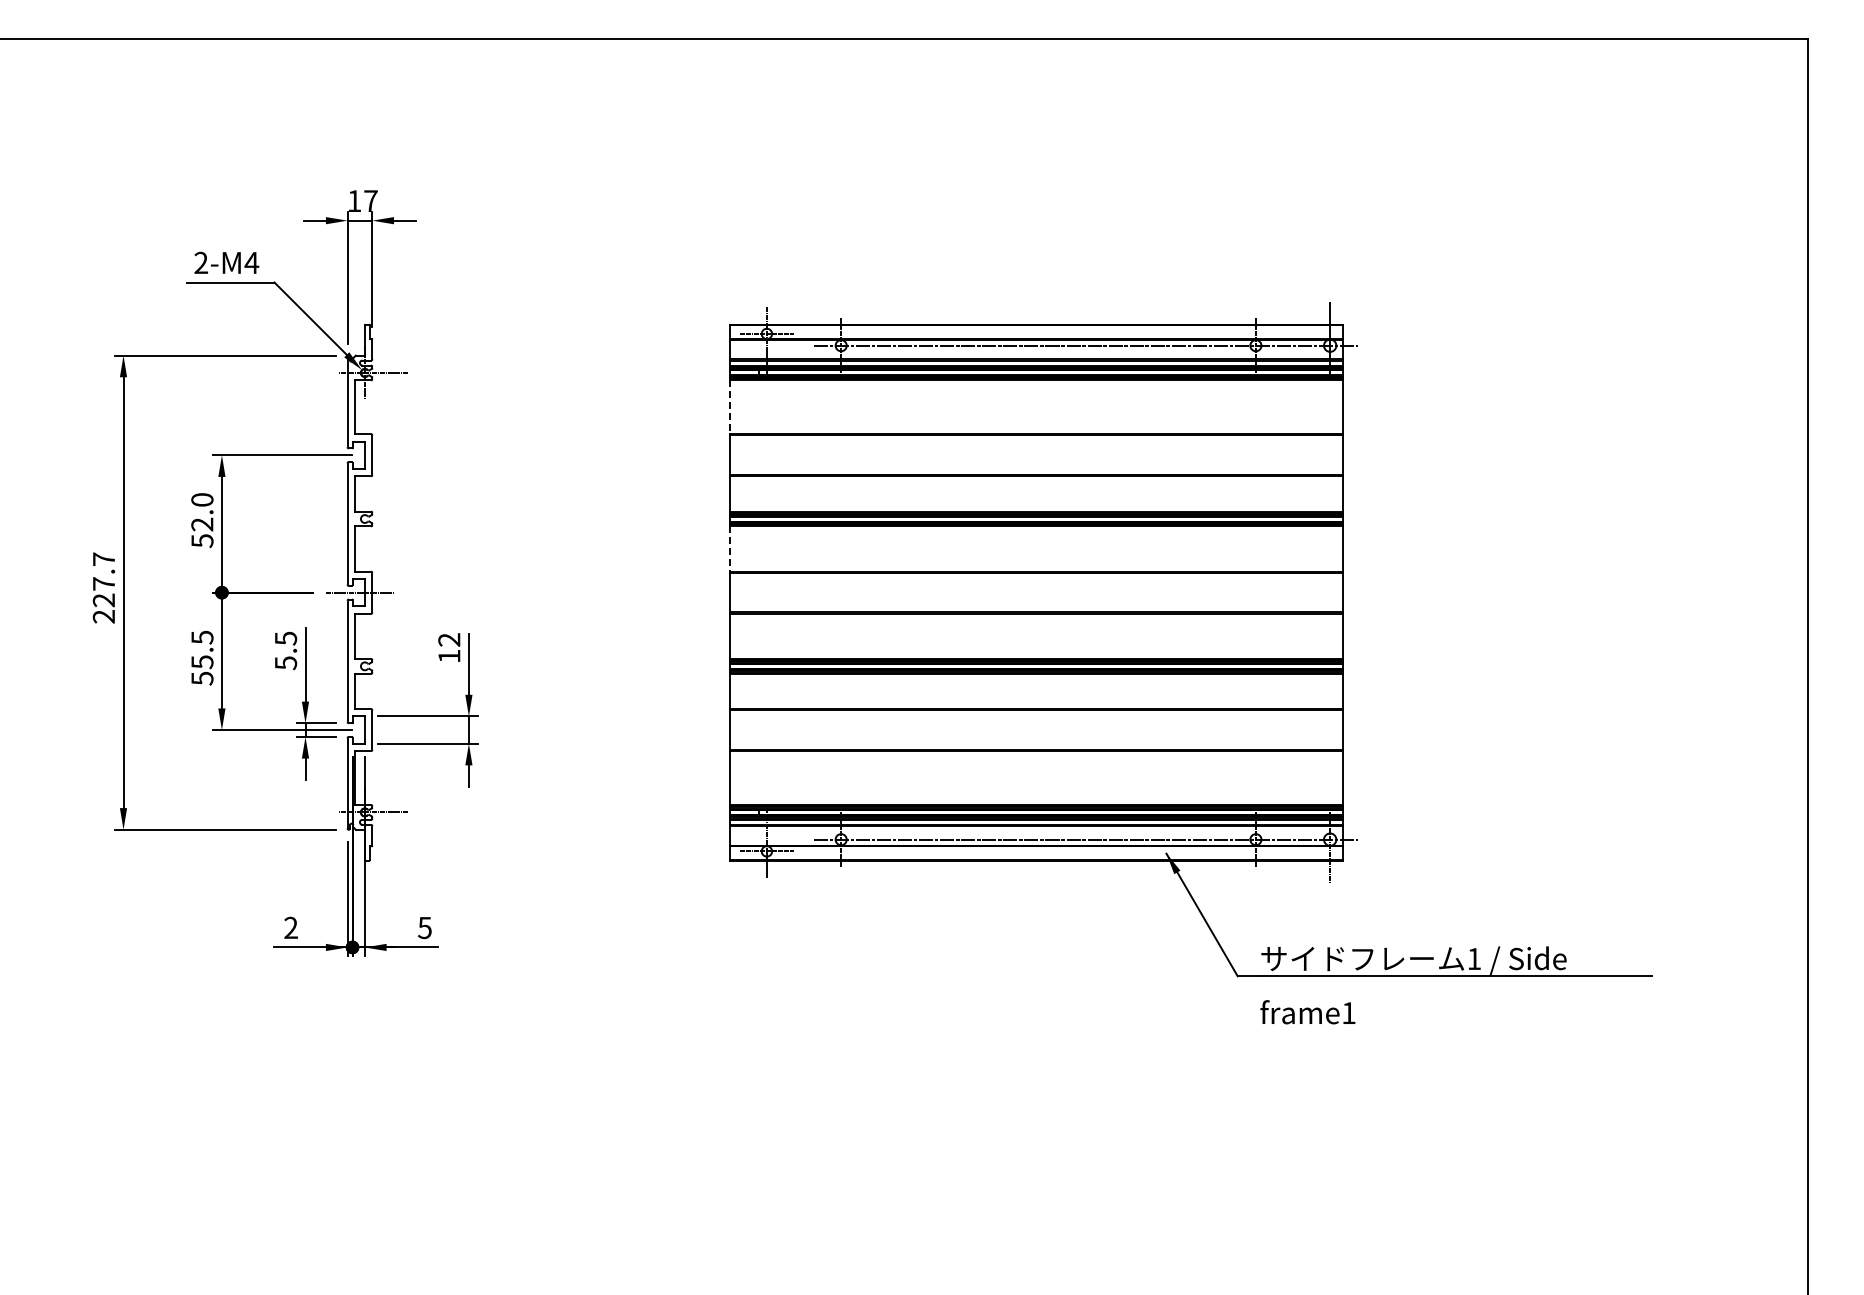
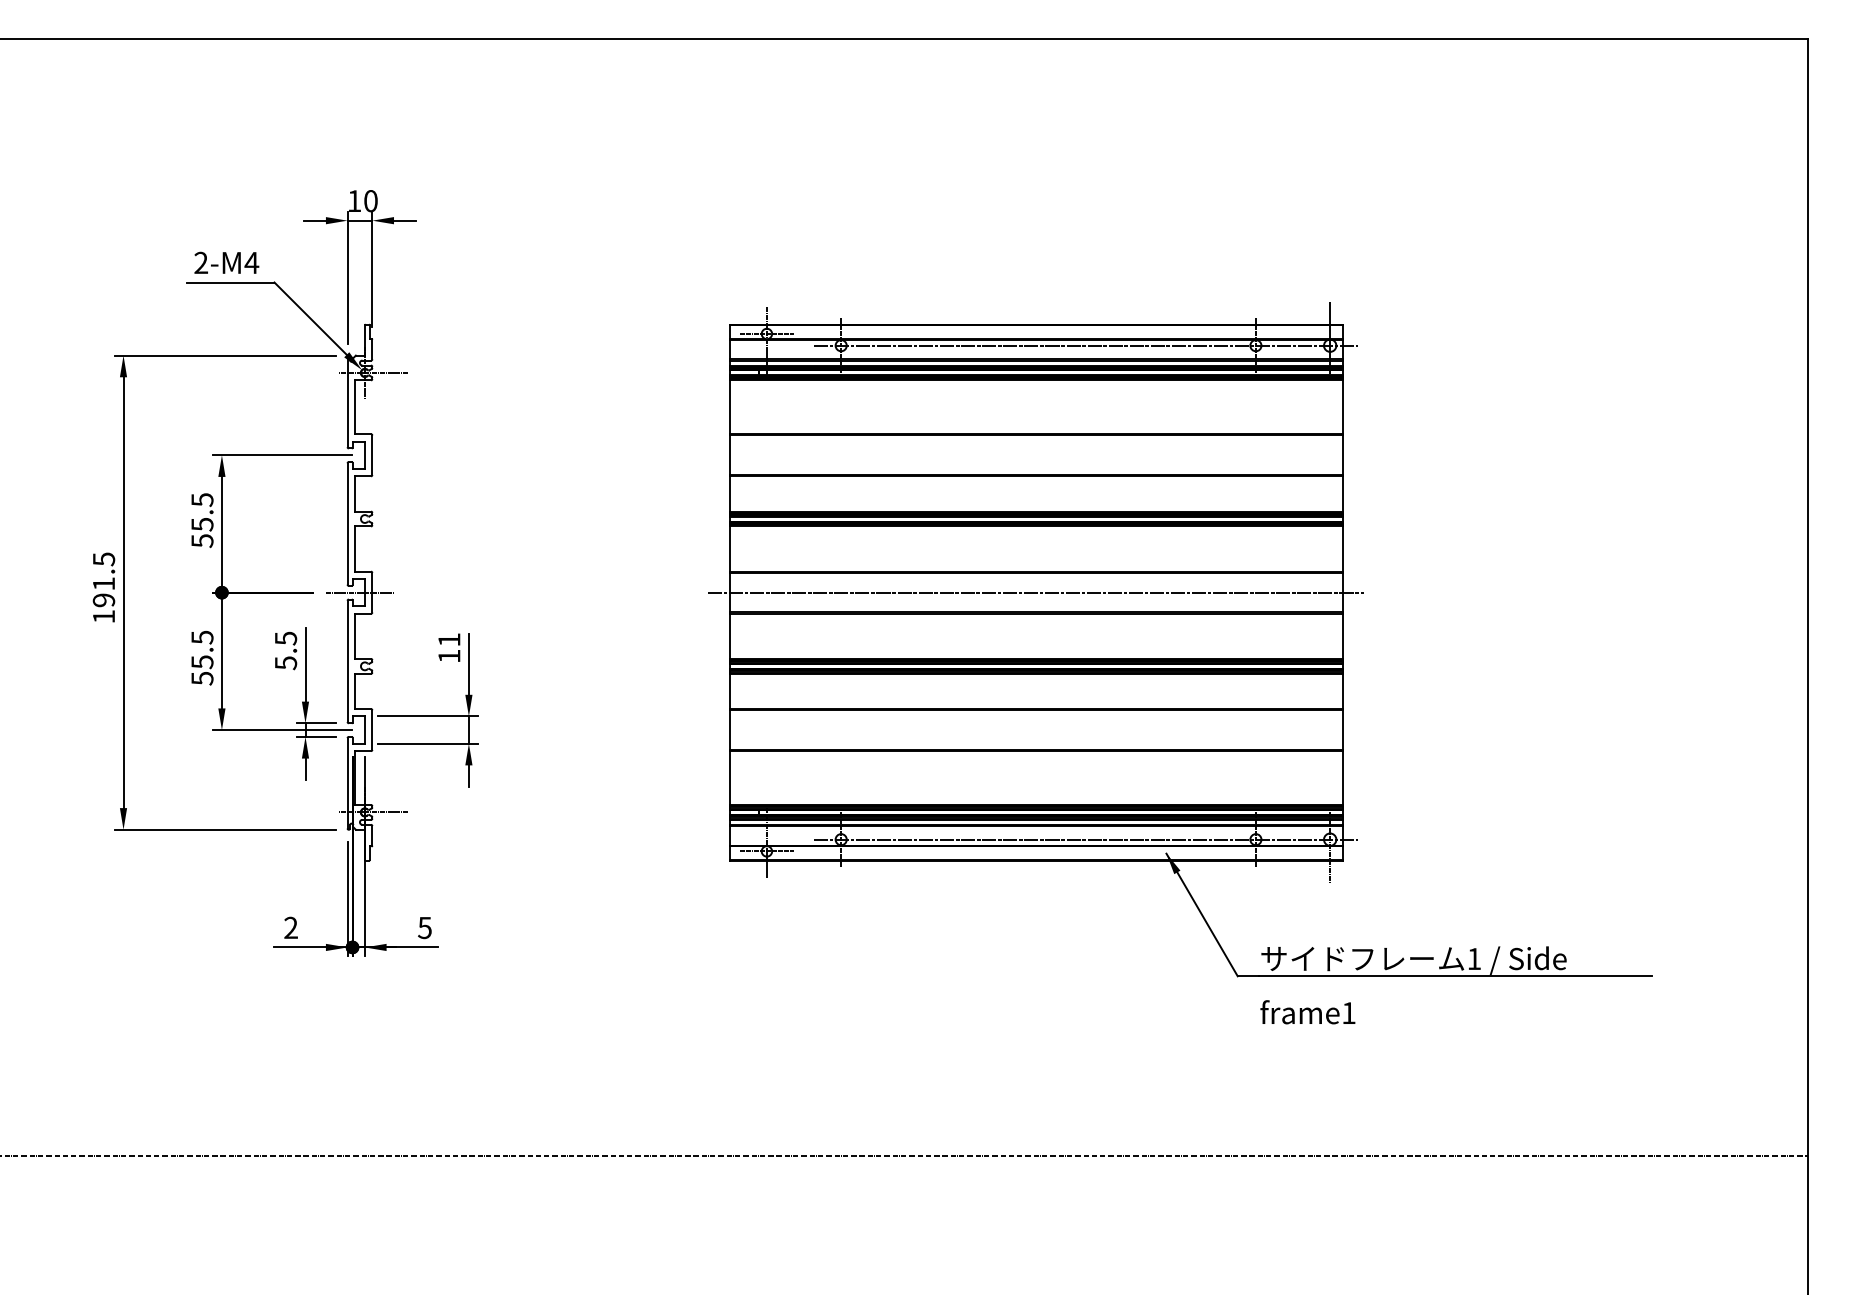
text: 17 -> 10 (370, 201)
line: dashed -> solid (729, 407)
text: 52.0 -> 55.5 (202, 512)
line: dashed -> solid (729, 549)
text: 227.7 -> 191.5 (103, 587)
line: none -> present (1036, 592)
text: 12 -> 11 (449, 639)
line: none -> present (905, 1156)
